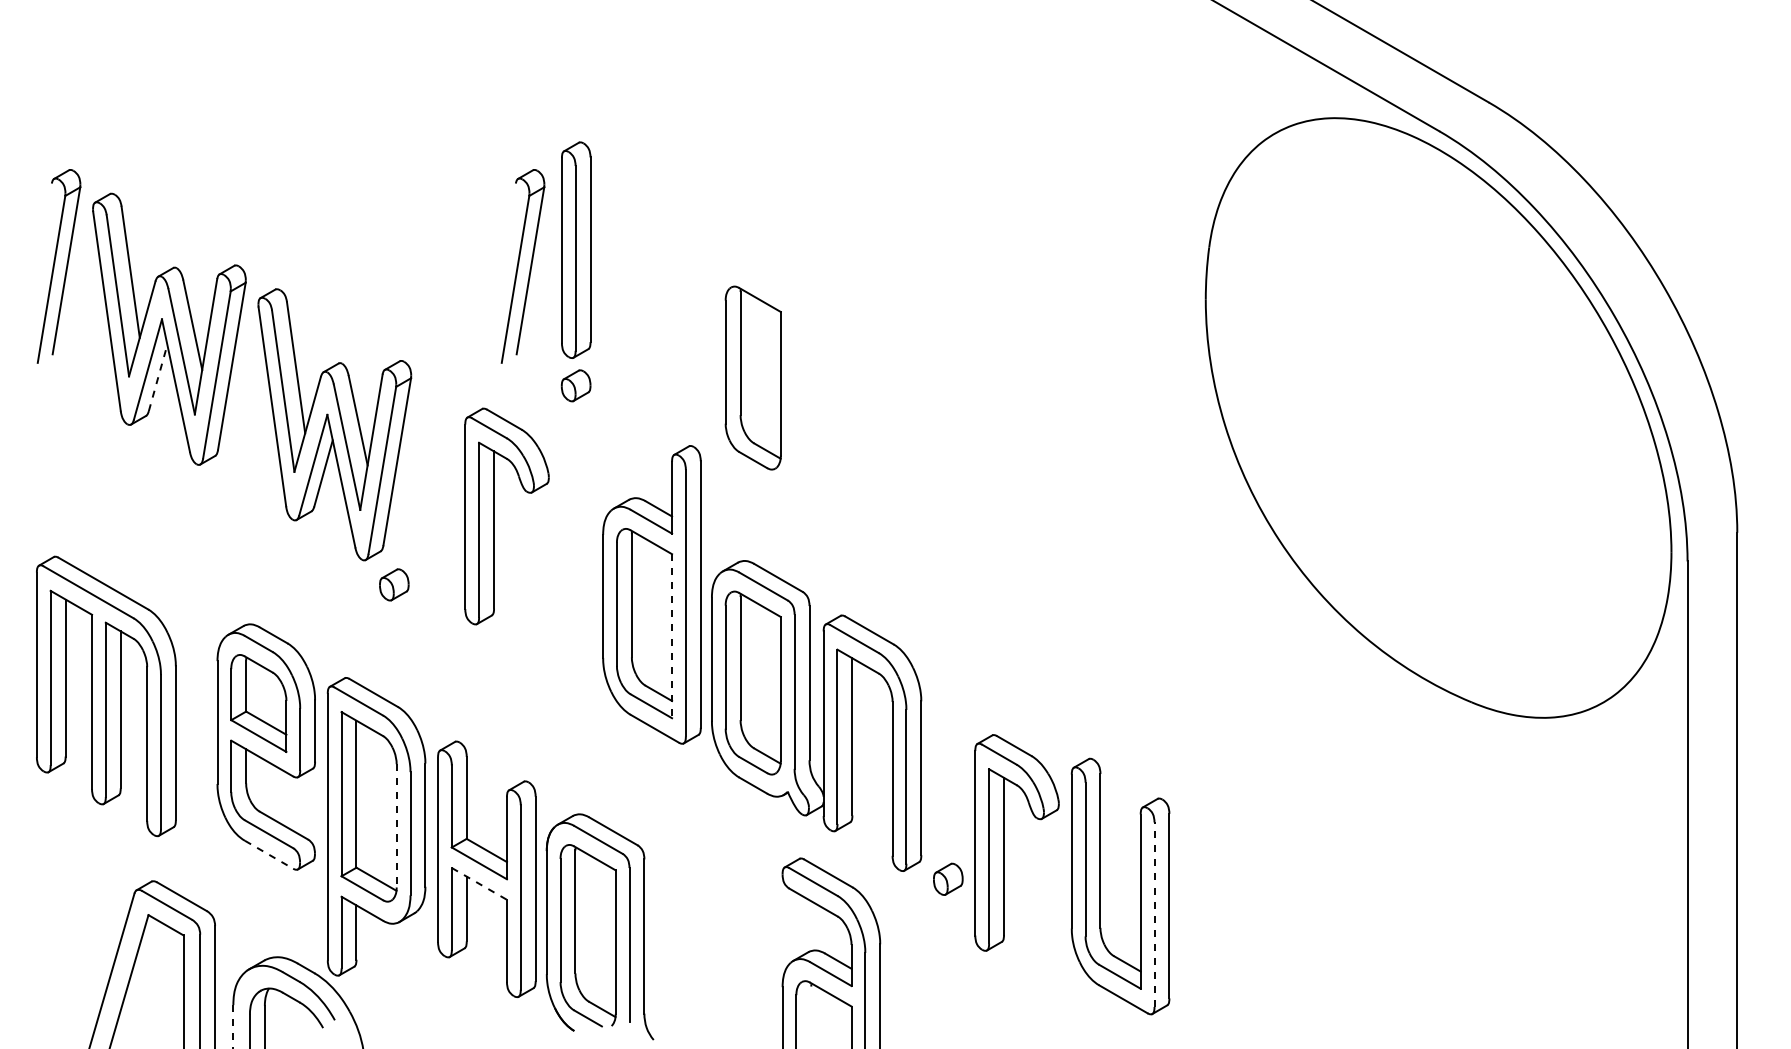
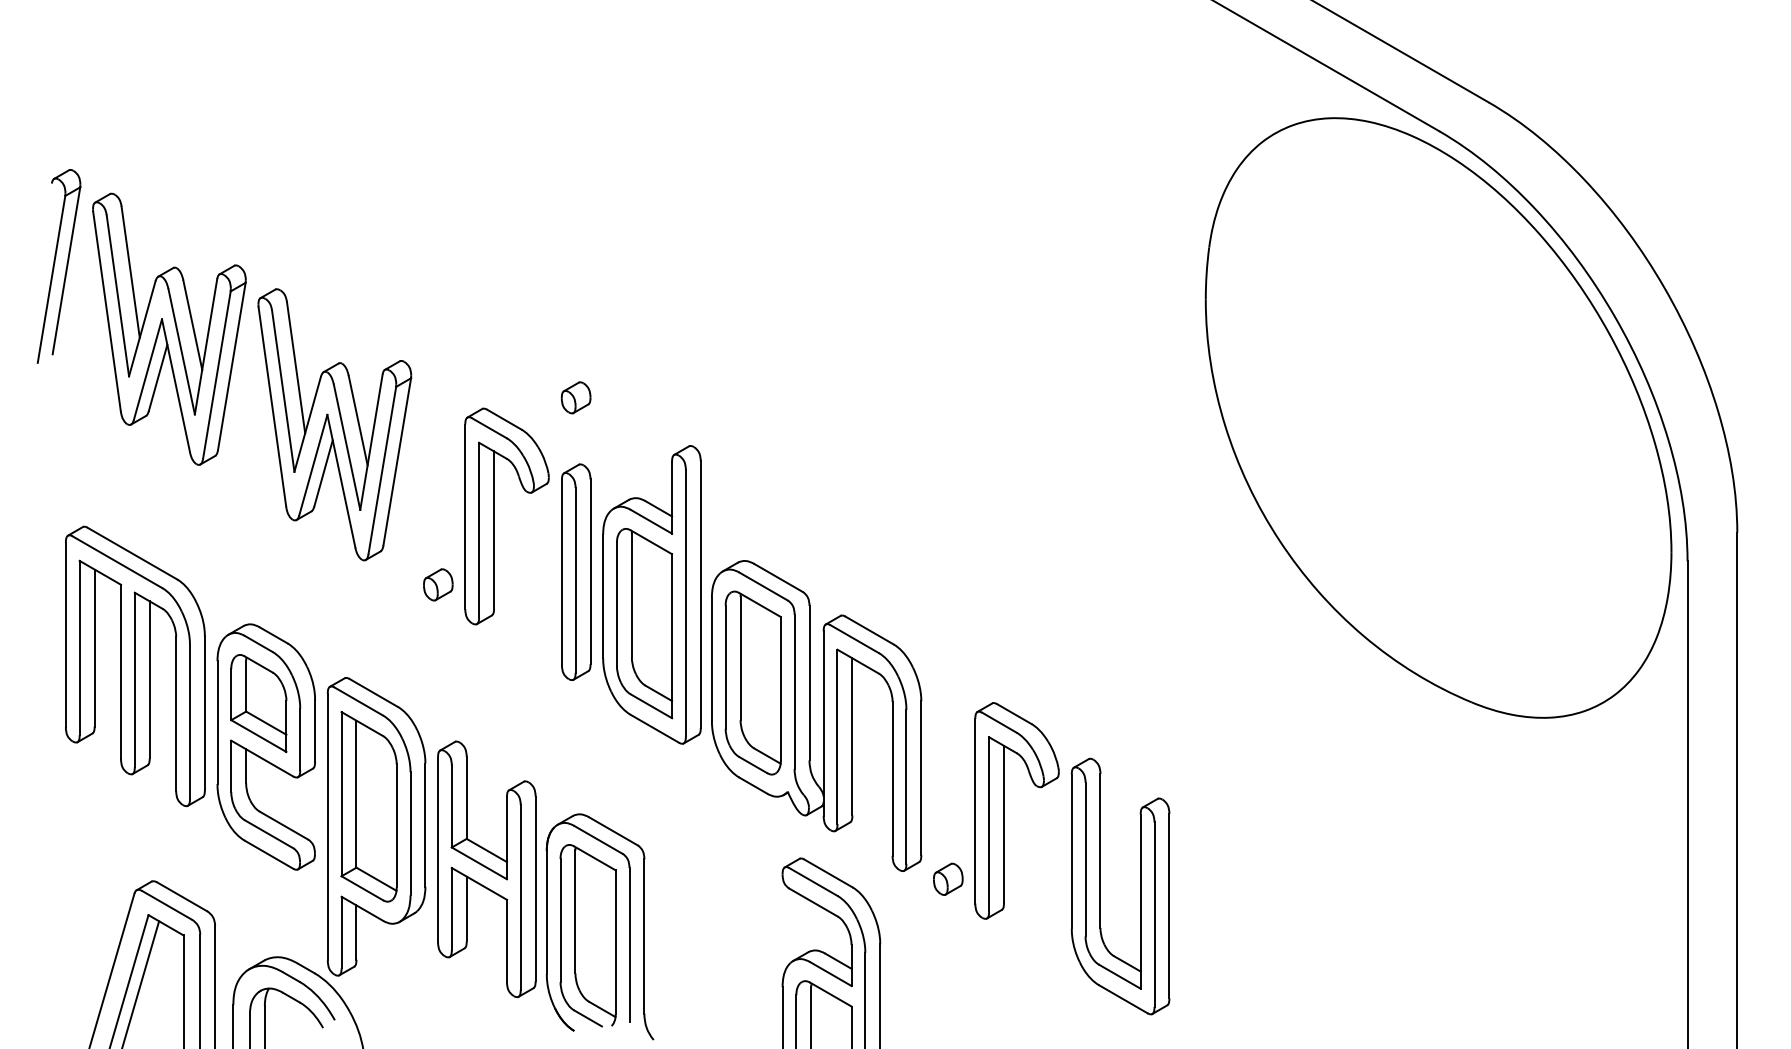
part position: (576, 249) -> (576, 571) (576, 571)
part: present -> none (522, 266)
line: dashed -> solid (158, 377)
part: present -> none (752, 377)
part position: (575, 385) -> (575, 397) (575, 397)
part position: (394, 584) -> (438, 584) (438, 584)
line: dashed -> solid (672, 636)
part position: (106, 696) -> (135, 666) (135, 666)
line: dashed -> solid (396, 825)
part position: (1004, 842) -> (1004, 810) (1004, 810)
line: dashed -> solid (269, 854)
line: dashed -> solid (479, 883)
line: dashed -> solid (1154, 914)
line: none -> present (140, 983)
line: none -> present (811, 1015)
line: dashed -> solid (233, 1027)
